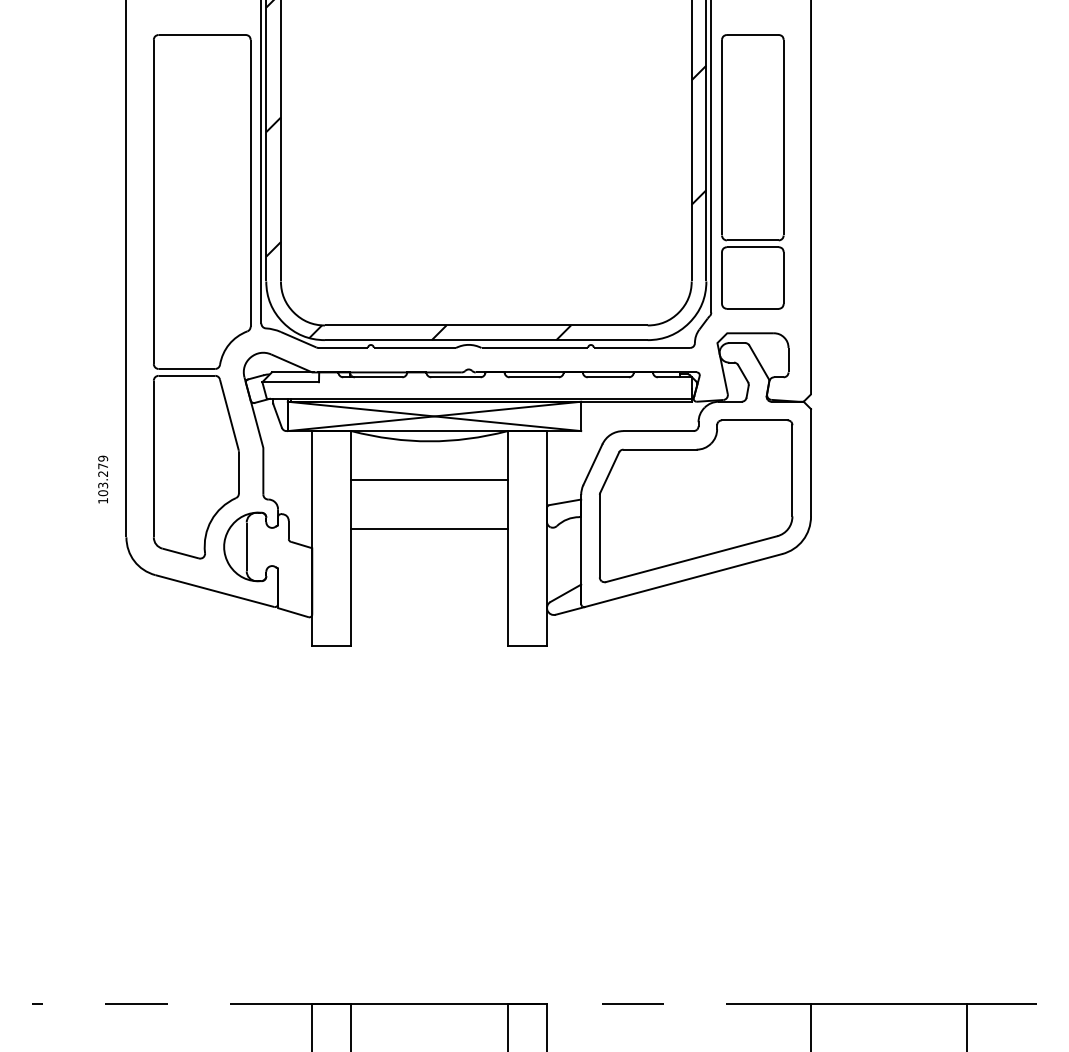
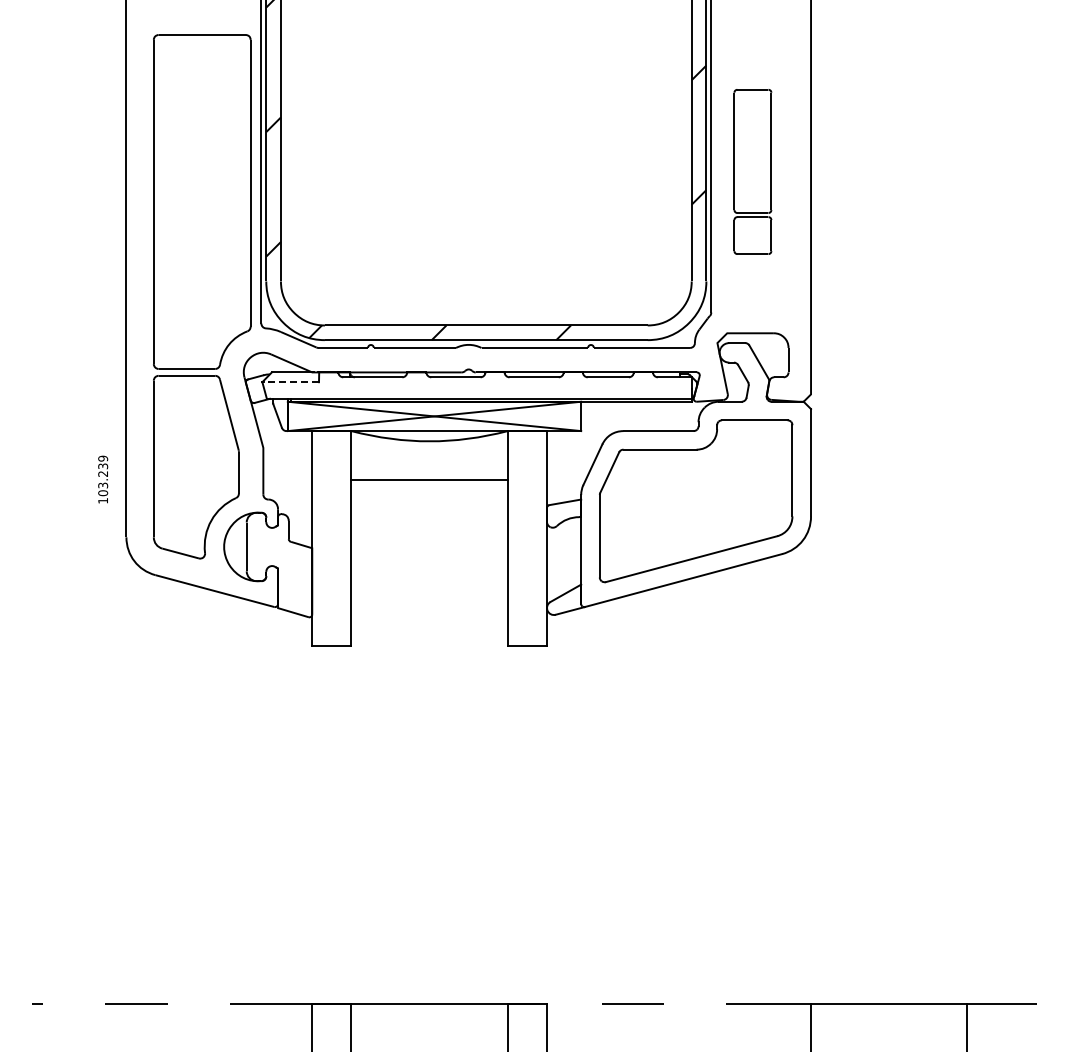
part size: 64x276 px -> 40x166 px (752, 171)
line: solid -> dashed (291, 382)
text: 103.279 -> 103.239 (103, 466)
line: present -> none (429, 528)
